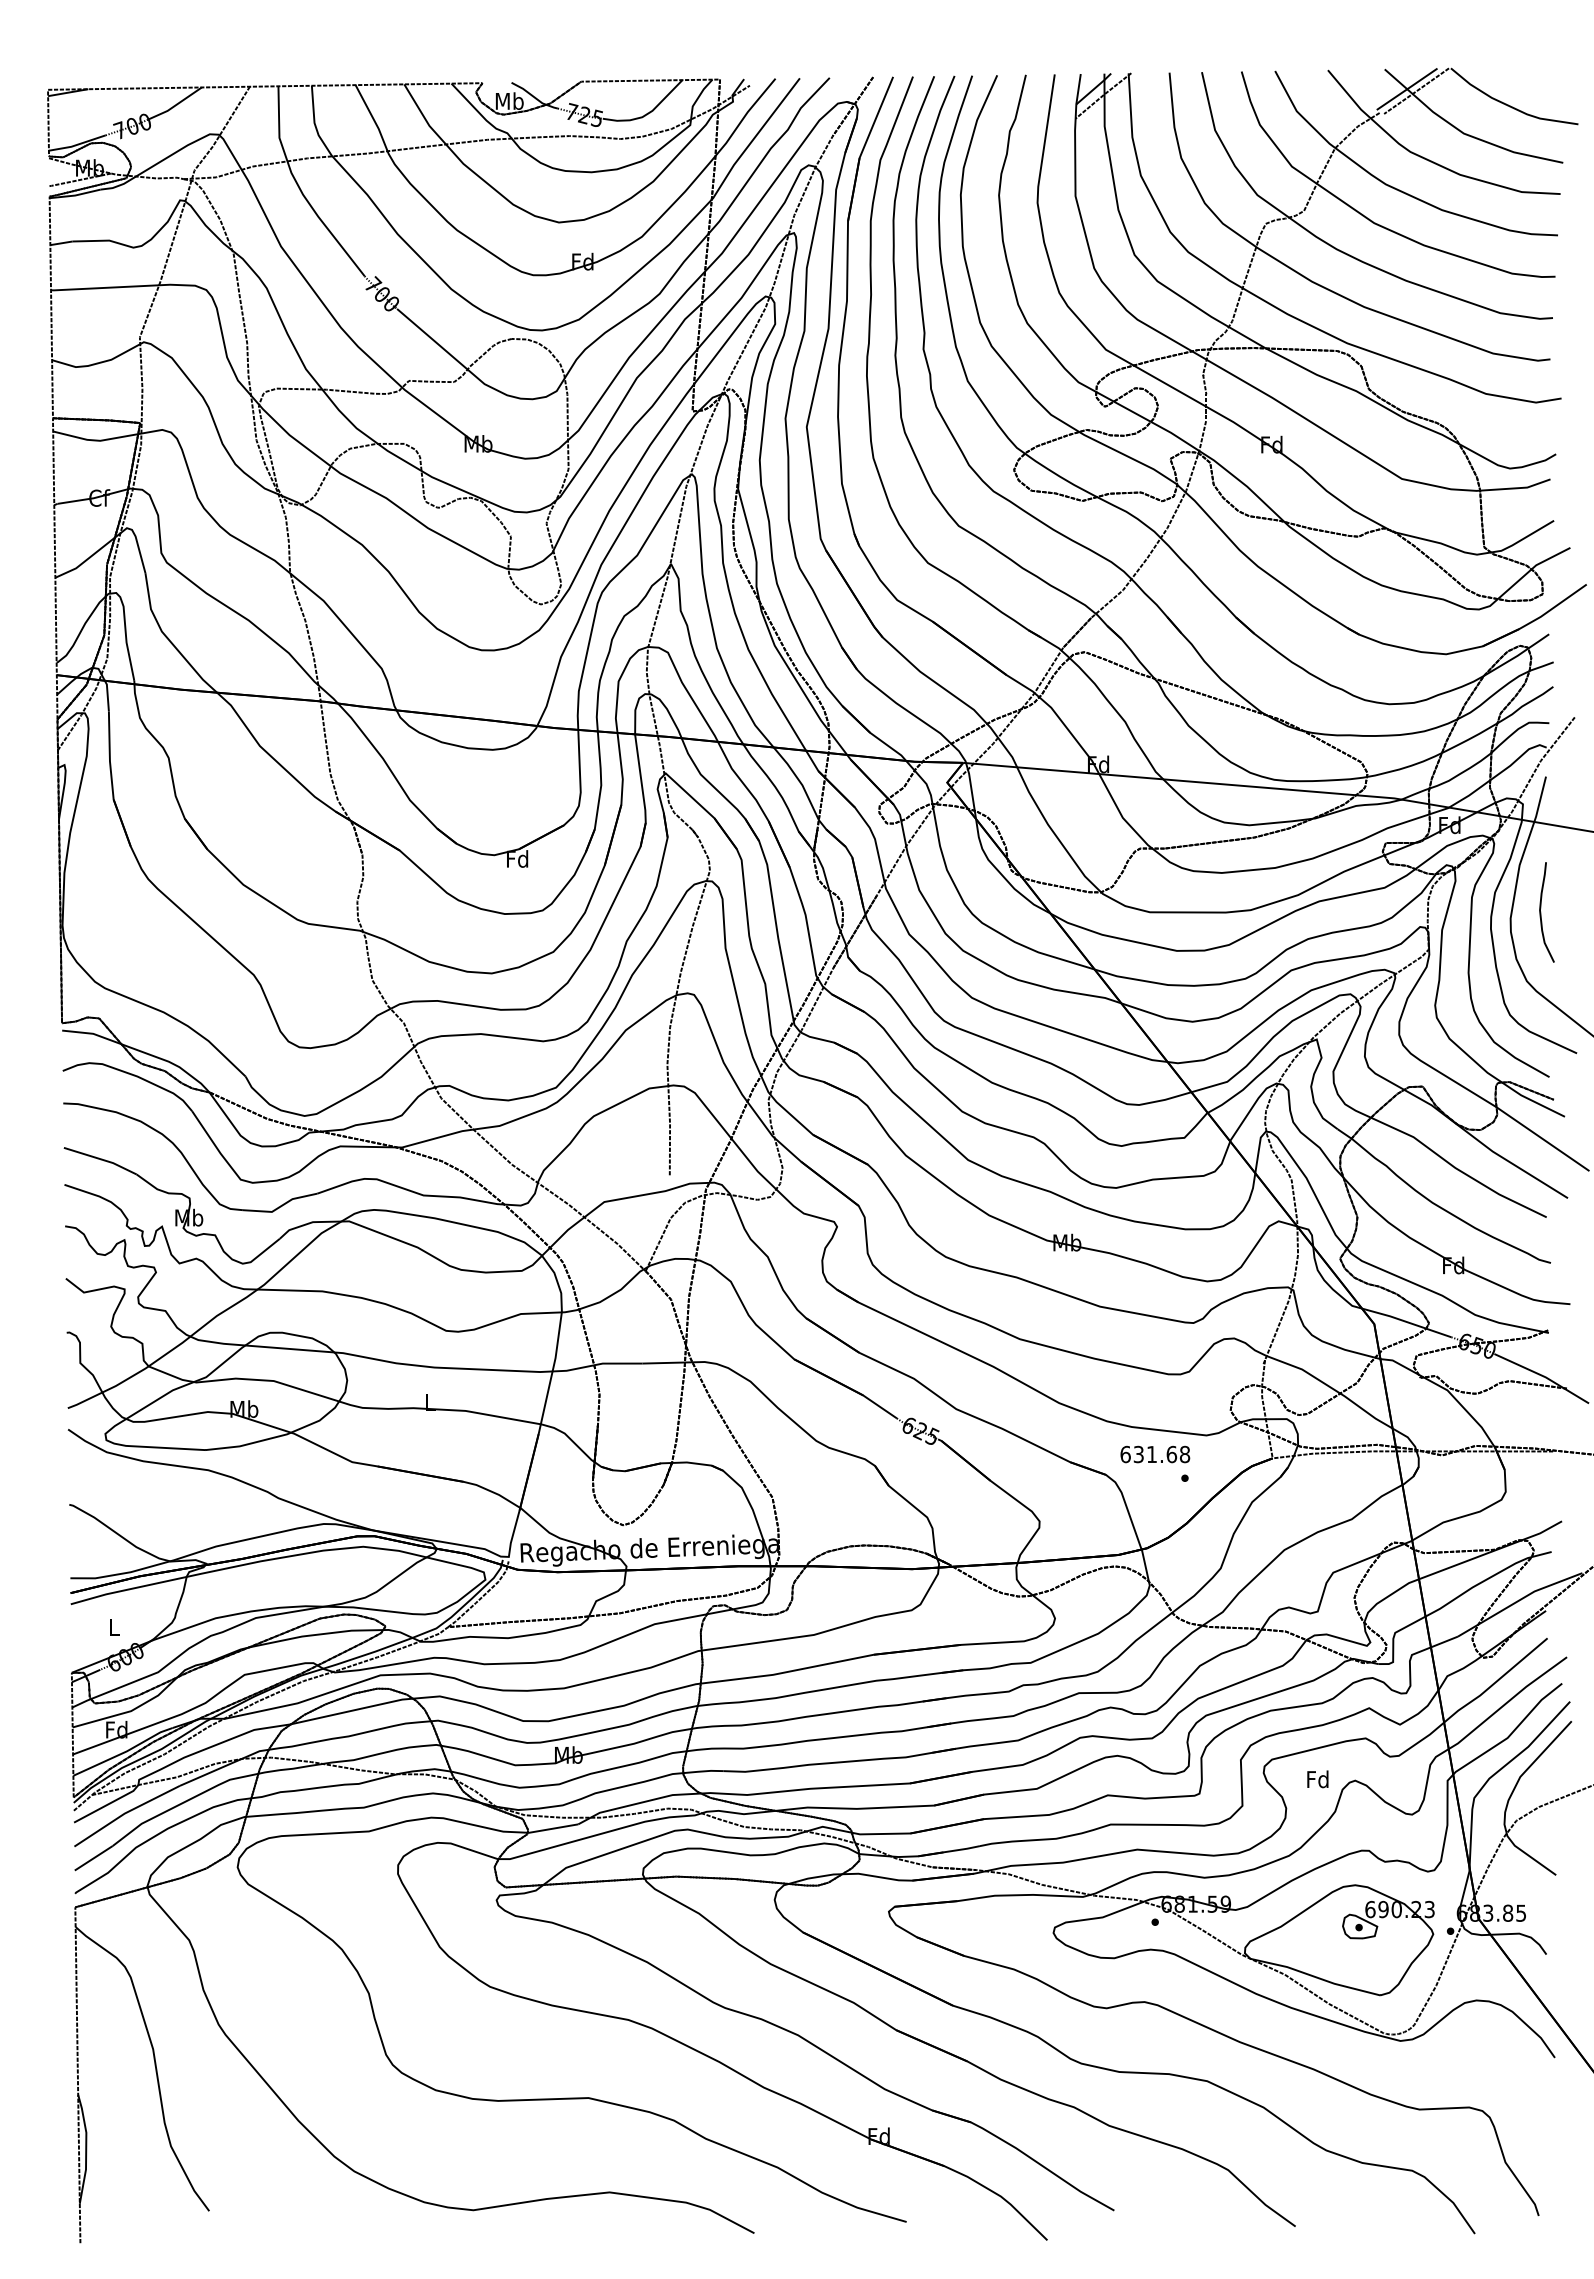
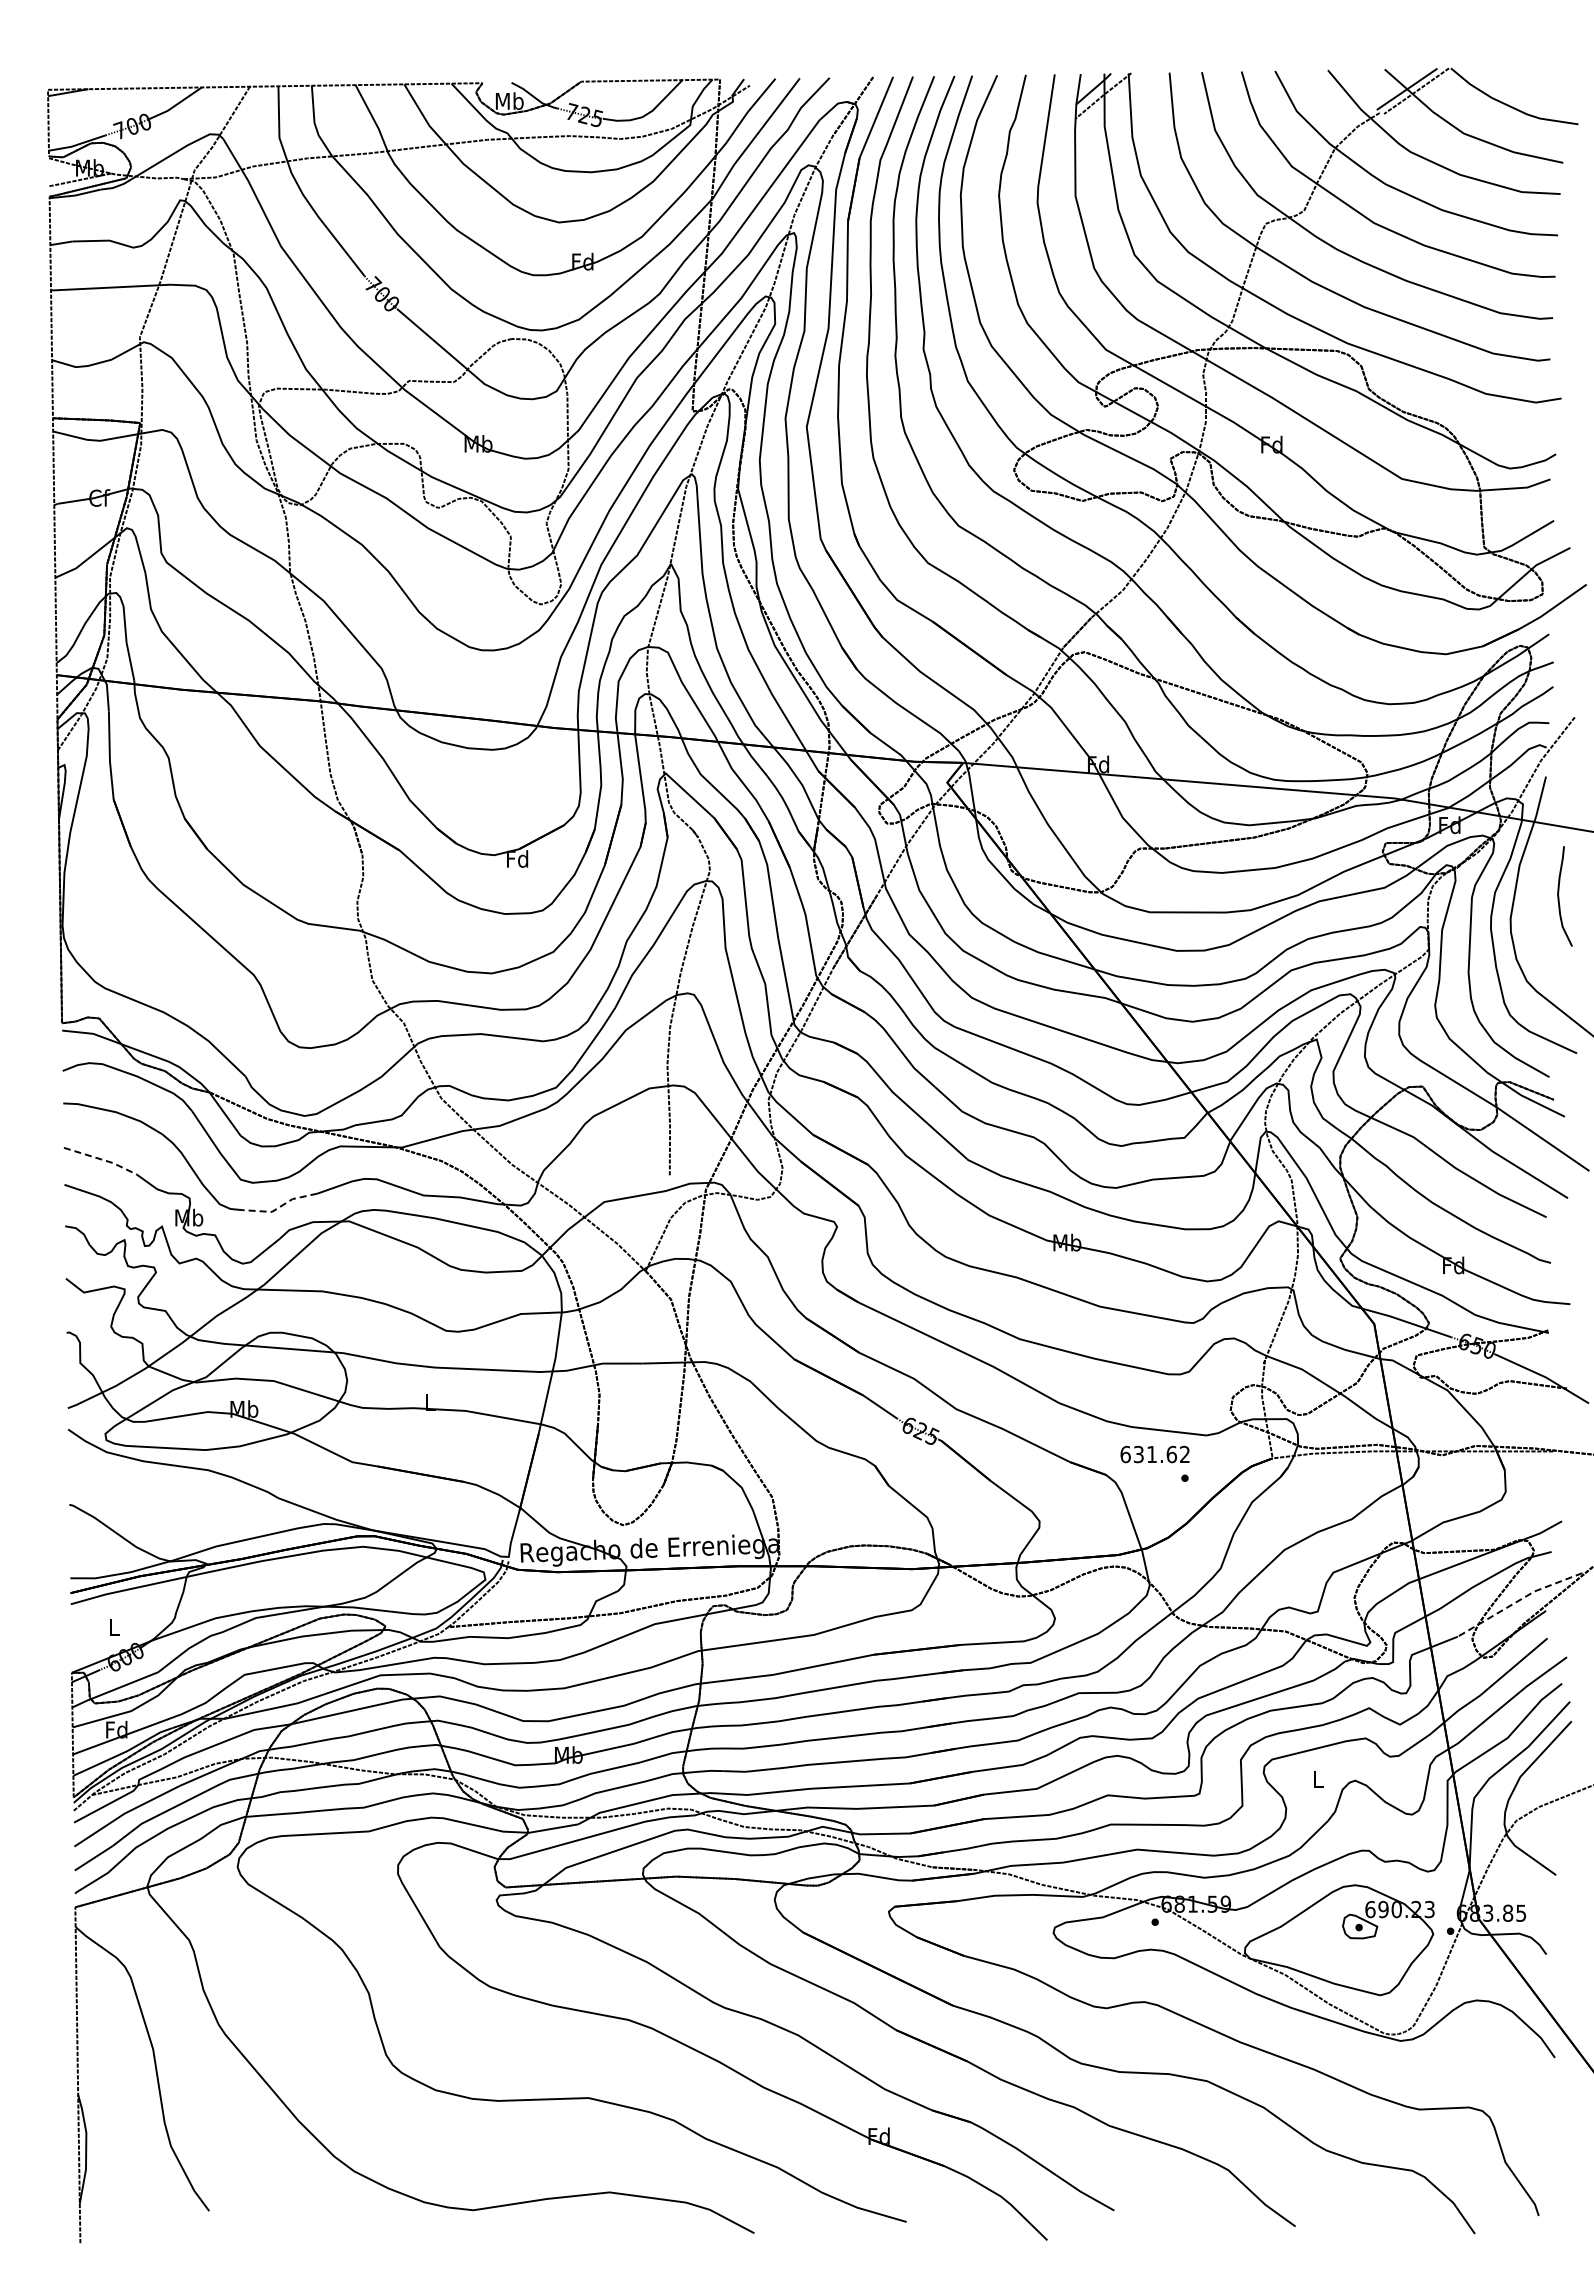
curve position: (1541, 912) -> (1559, 896) (1559, 896)
line: solid -> dashed (101, 1159)
line: solid -> dashed (280, 1206)
text: 631.68 -> 631.62 (1184, 1454)
line: solid -> dashed (1519, 1600)
text: Fd -> L (1317, 1779)
